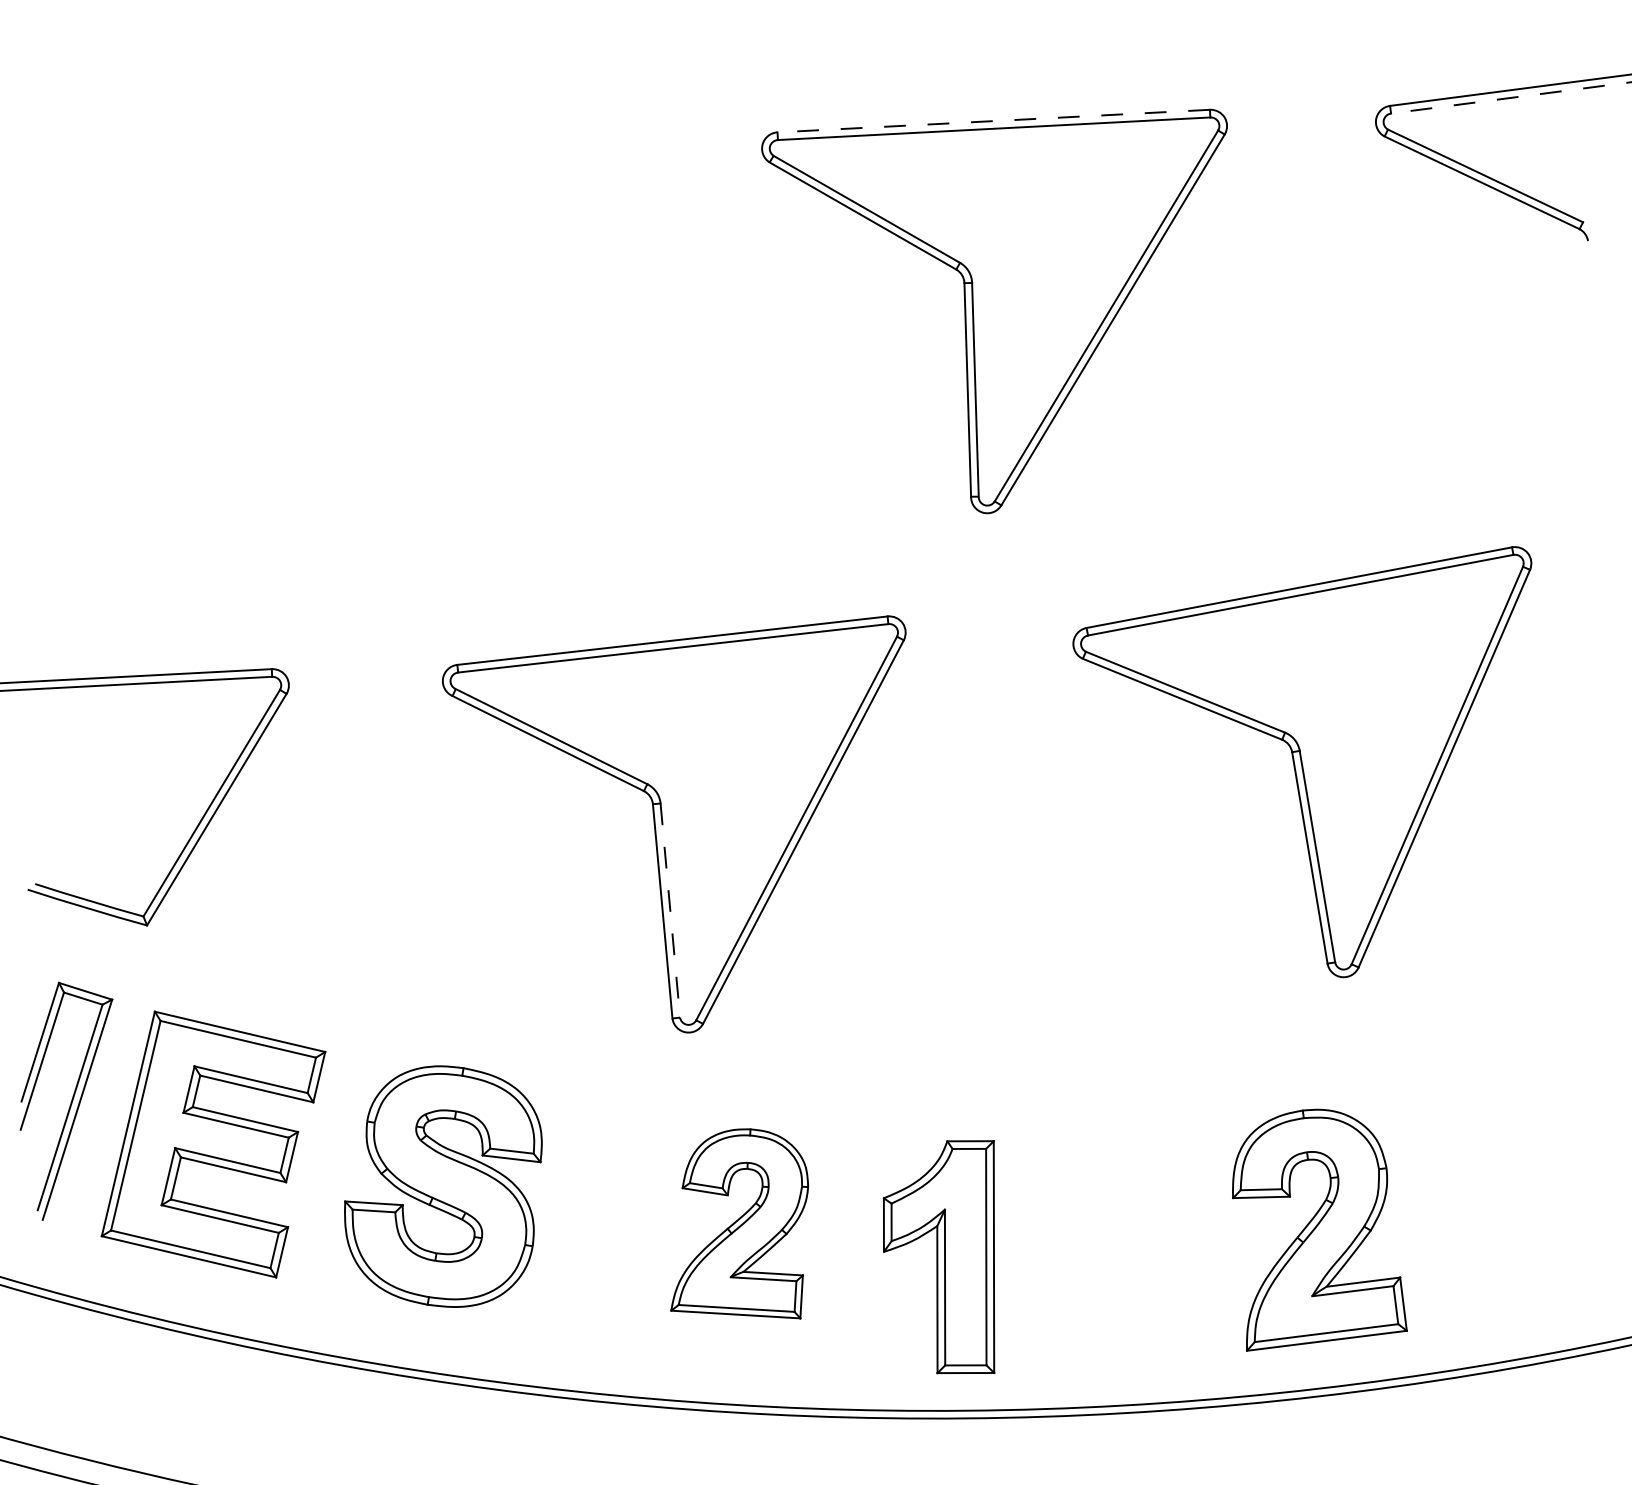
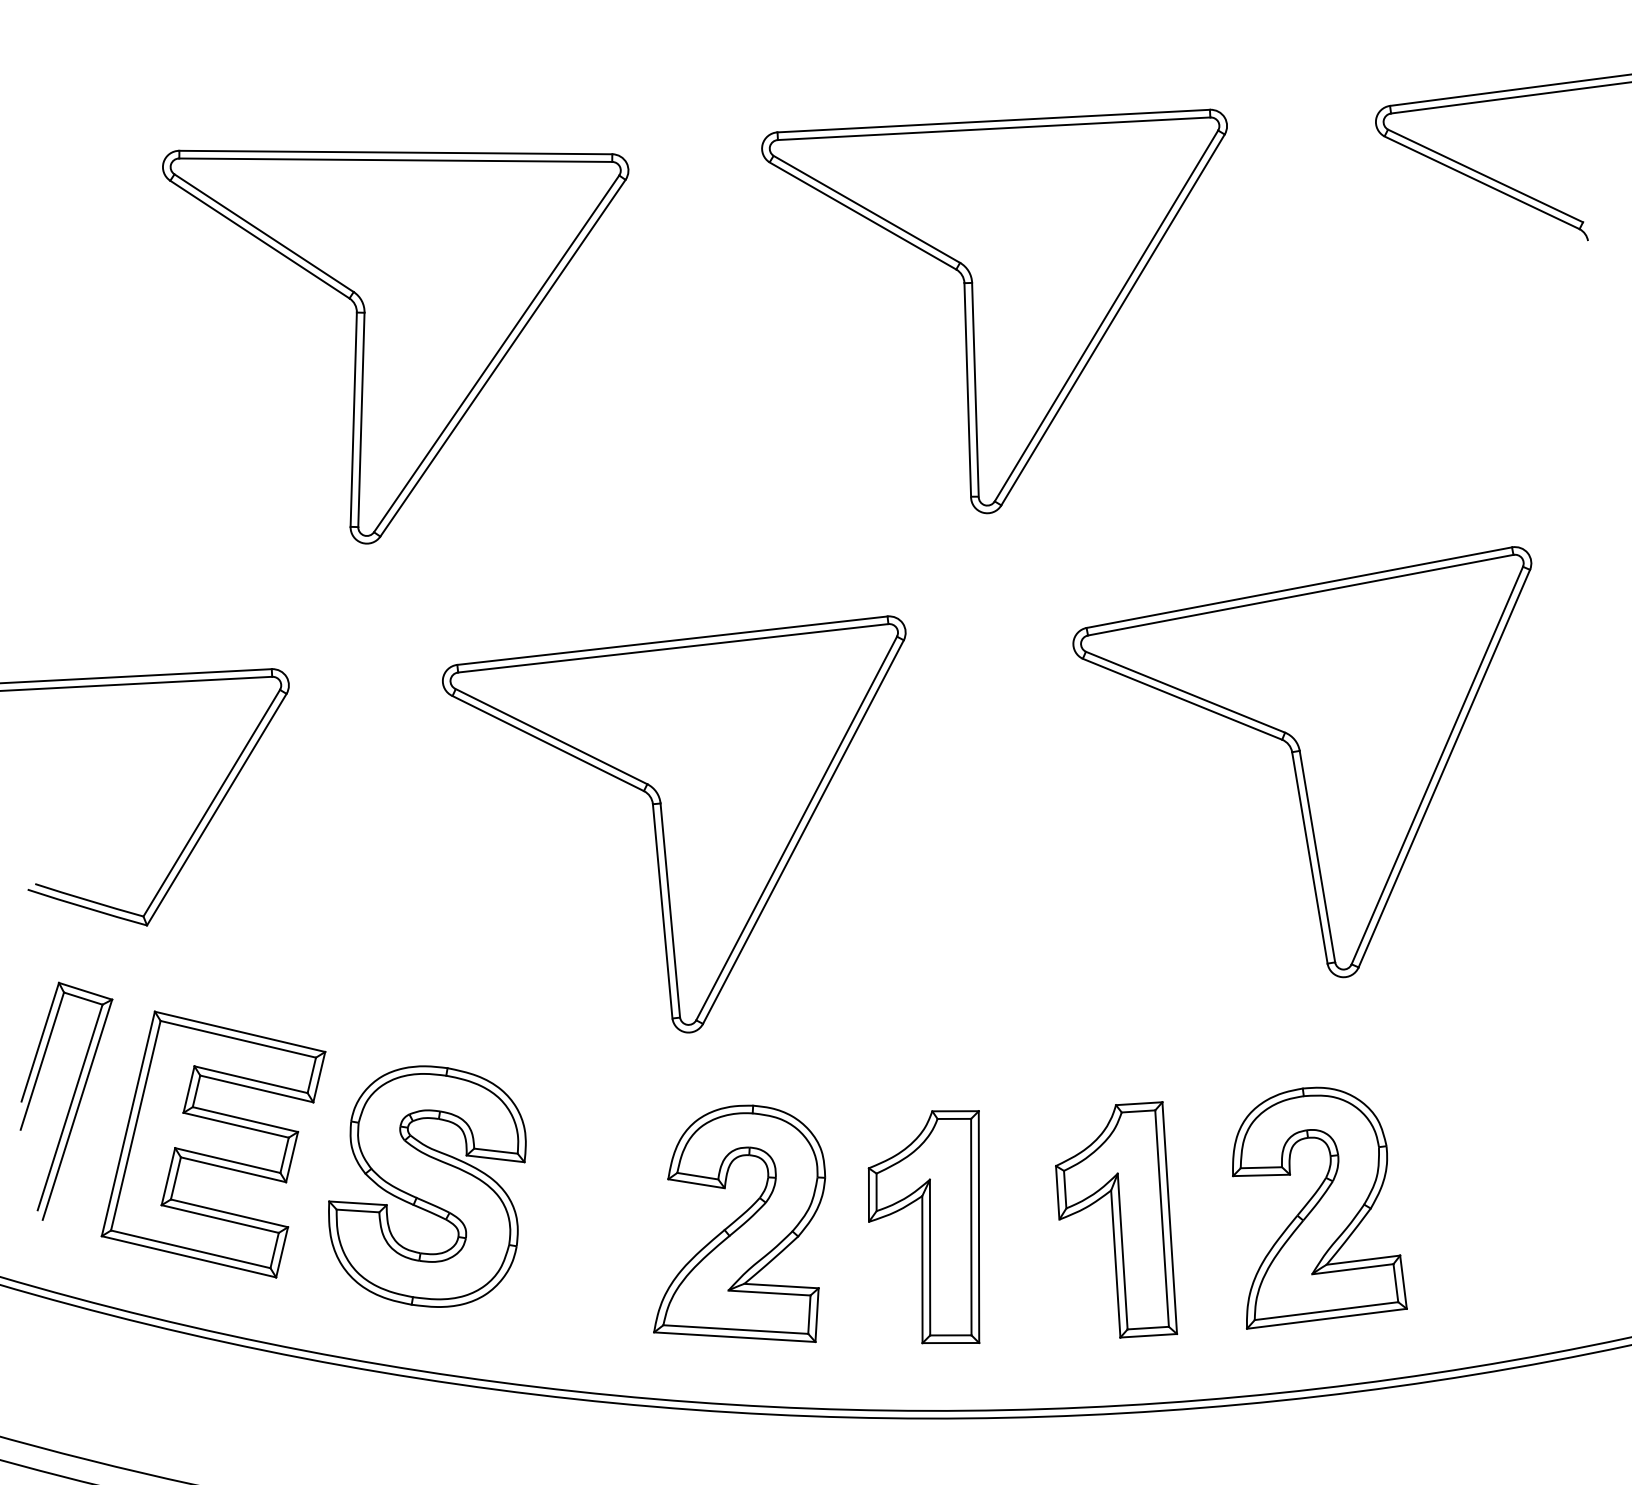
line: dashed -> solid (1511, 97)
line: dashed -> solid (993, 121)
part: none -> present (395, 346)
line: dashed -> solid (670, 911)
part position: (443, 1186) -> (427, 1186) (427, 1186)
part: none -> present (1116, 1219)
part size: 139x192 px -> 174x240 px (739, 1223)
part position: (1319, 1229) -> (1319, 1207) (1319, 1207)
part position: (938, 1257) -> (923, 1227) (923, 1227)
